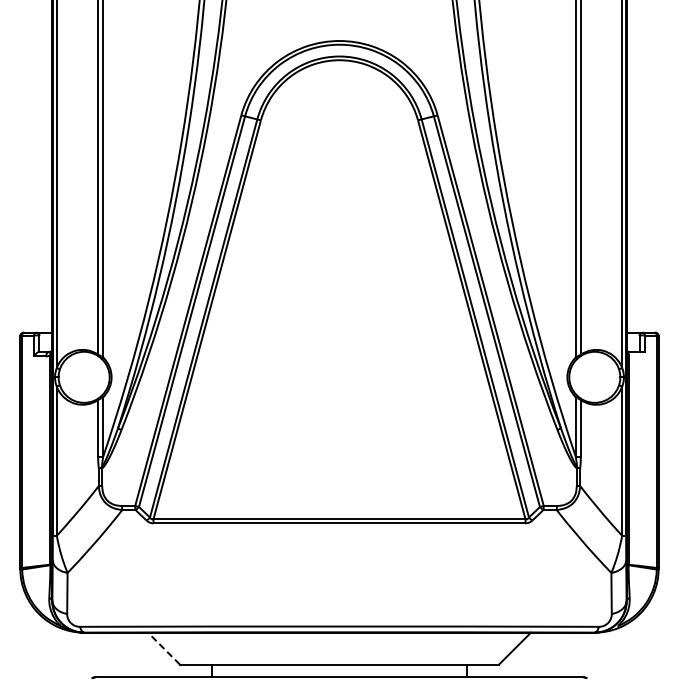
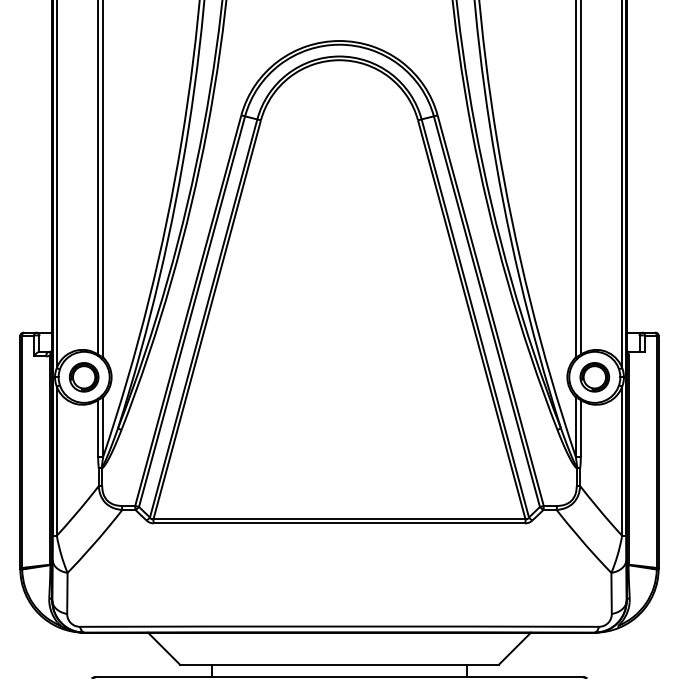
part: none -> present (83, 377)
part: none -> present (594, 377)
line: dashed -> solid (163, 648)
